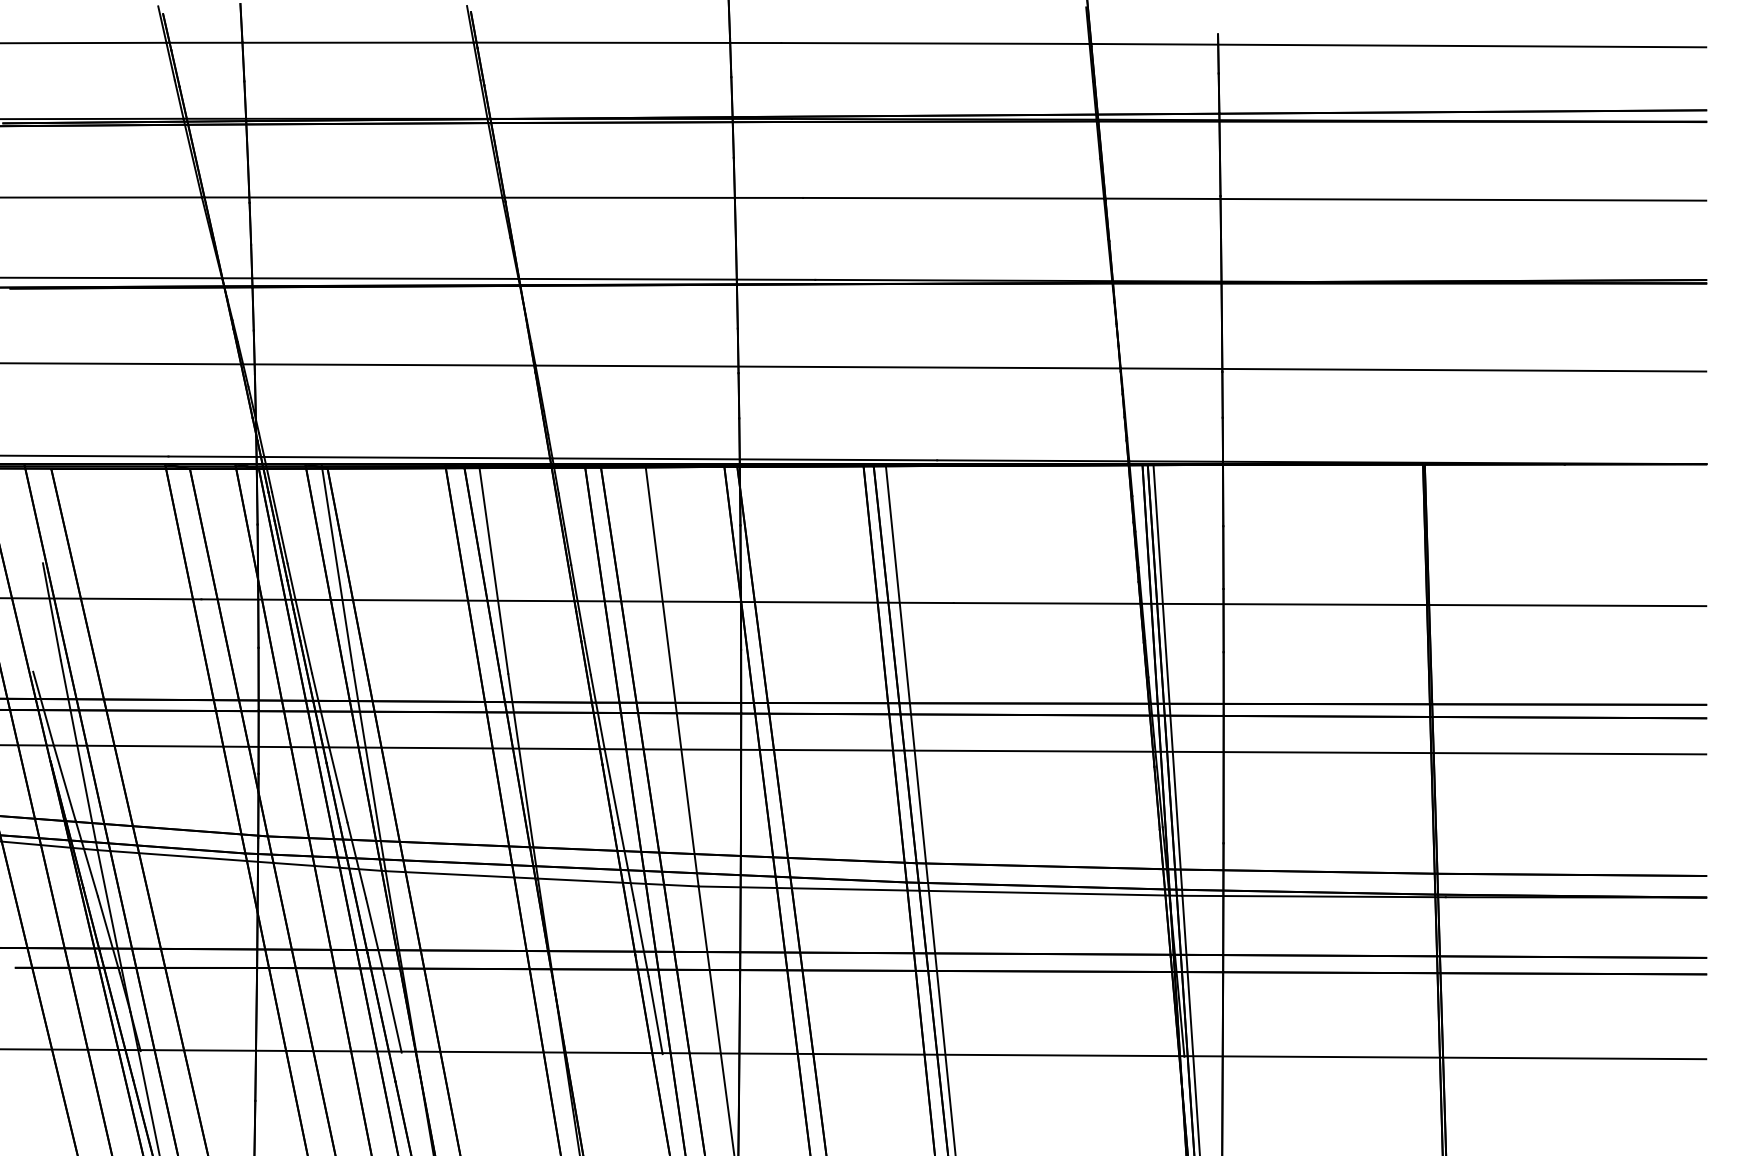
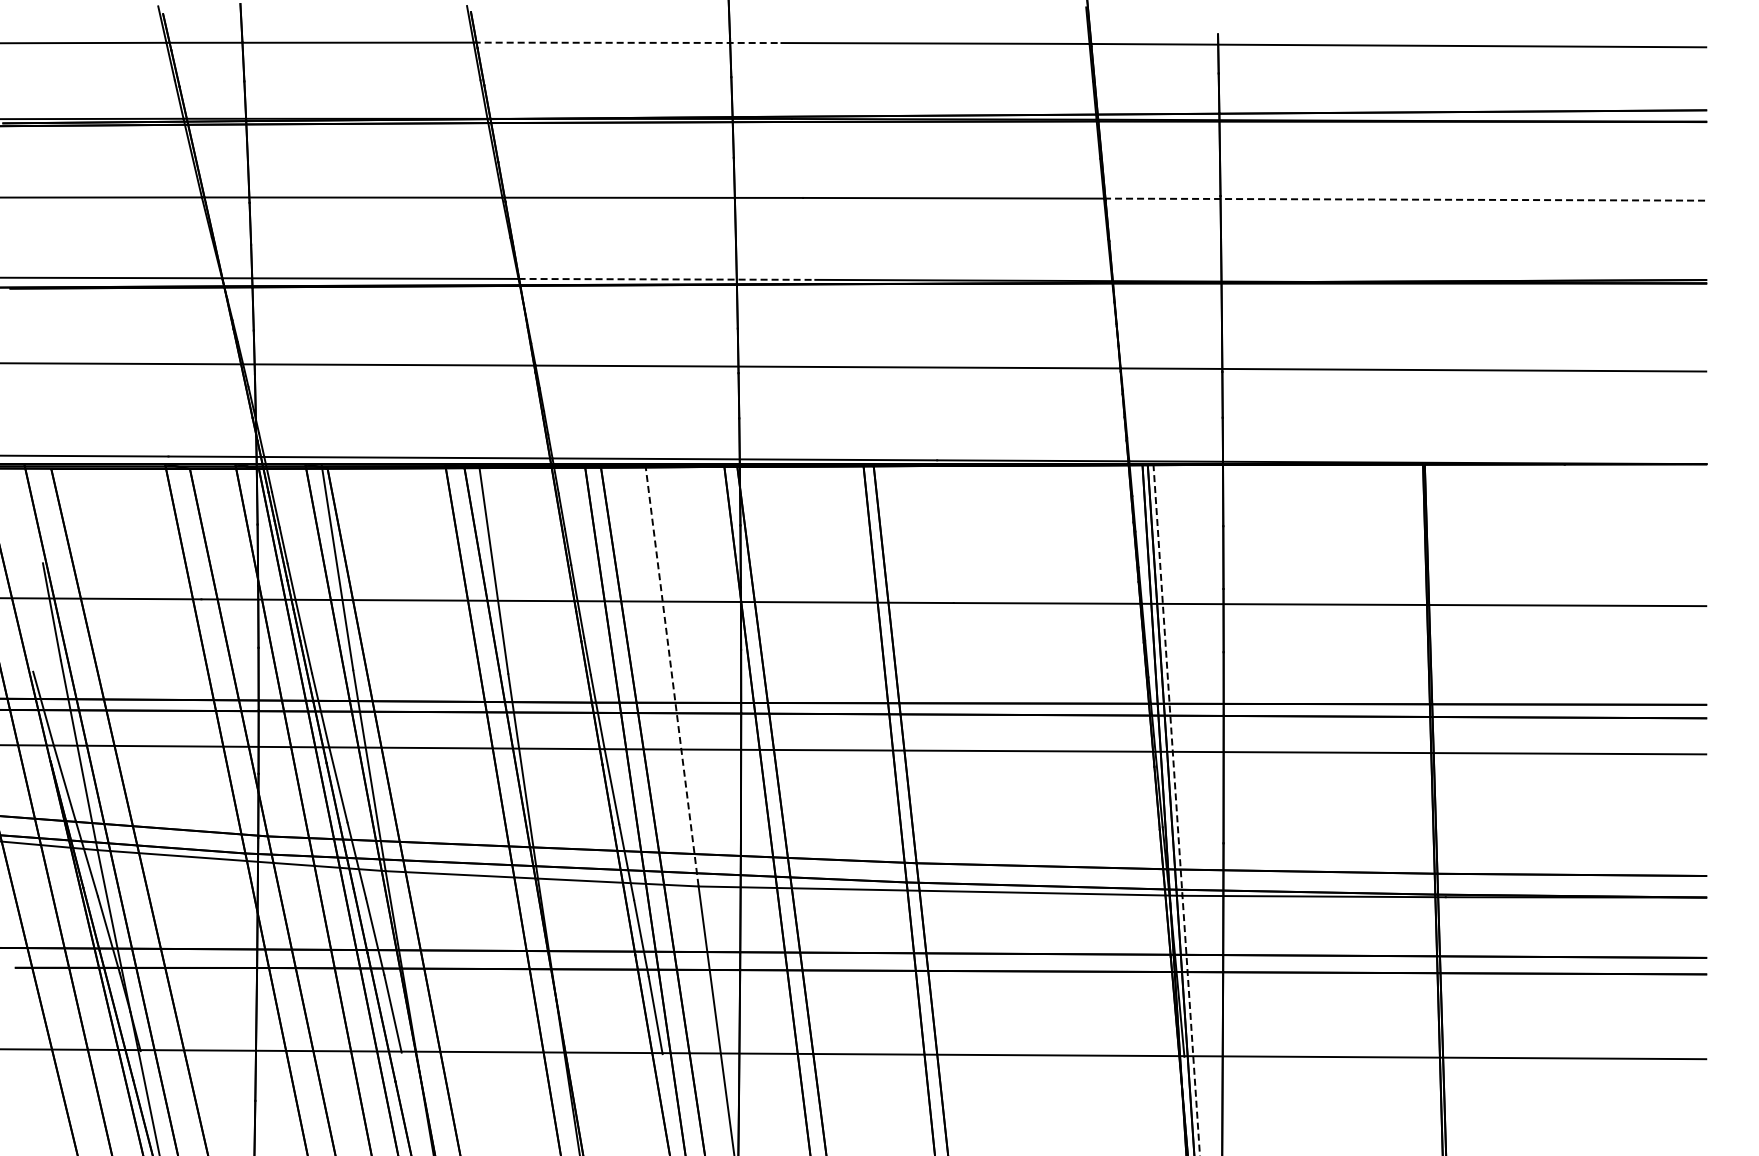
line: solid -> dashed (627, 42)
line: solid -> dashed (1405, 199)
line: solid -> dashed (667, 279)
line: solid -> dashed (672, 675)
line: present -> none (920, 808)
line: solid -> dashed (1176, 810)
